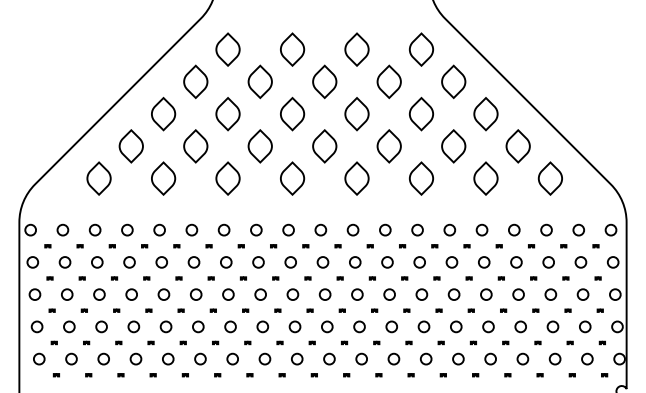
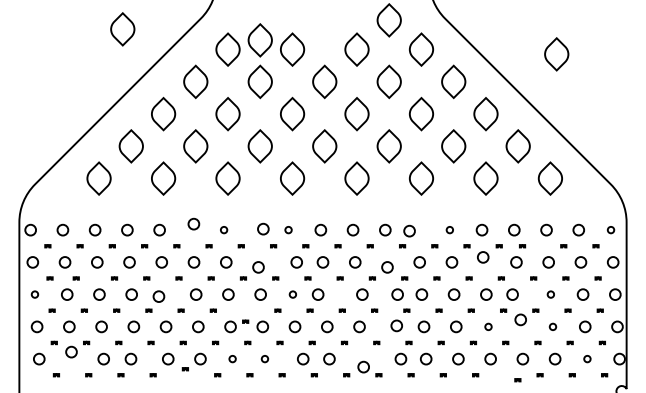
part: none -> present (388, 20)
part: none -> present (122, 29)
part: none -> present (259, 40)
part: none -> present (556, 54)
circle position: (191, 229) -> (193, 223) (193, 223)
circle size: 14x14 px -> 9x9 px (224, 230)
circle position: (256, 229) -> (263, 228) (263, 228)
circle size: 13x14 px -> 9x9 px (288, 230)
circle position: (417, 229) -> (409, 230) (409, 230)
circle size: 14x14 px -> 9x9 px (449, 230)
circle size: 14x14 px -> 10x9 px (610, 230)
part position: (531, 246) -> (522, 246) (522, 246)
circle position: (258, 262) -> (258, 267) (258, 267)
circle position: (290, 262) -> (296, 262) (296, 262)
circle position: (387, 262) -> (387, 267) (387, 267)
circle position: (484, 262) -> (483, 257) (483, 257)
part position: (81, 278) -> (75, 278) (75, 278)
circle size: 14x13 px -> 10x9 px (34, 294)
circle position: (163, 294) -> (158, 296) (158, 296)
circle size: 14x13 px -> 9x9 px (292, 294)
circle position: (324, 294) -> (317, 294) (317, 294)
circle position: (357, 294) -> (362, 294) (362, 294)
circle position: (389, 294) -> (397, 294) (397, 294)
circle position: (518, 294) -> (512, 294) (512, 294)
circle size: 14x13 px -> 9x9 px (550, 294)
part position: (245, 310) -> (245, 321) (245, 321)
circle position: (391, 326) -> (396, 325) (396, 325)
circle size: 13x14 px -> 9x9 px (488, 326)
circle position: (520, 326) -> (520, 319) (520, 319)
circle size: 14x14 px -> 10x9 px (552, 326)
circle position: (71, 358) -> (71, 351) (71, 351)
circle position: (135, 358) -> (130, 358) (130, 358)
circle size: 13x14 px -> 9x9 px (232, 359)
circle size: 14x14 px -> 10x9 px (264, 359)
circle position: (297, 358) -> (303, 358) (303, 358)
circle position: (361, 358) -> (363, 366) (363, 366)
circle position: (393, 358) -> (400, 358) (400, 358)
circle size: 13x14 px -> 9x9 px (587, 359)
part position: (184, 375) -> (184, 369) (184, 369)
part position: (507, 375) -> (517, 380) (517, 380)
